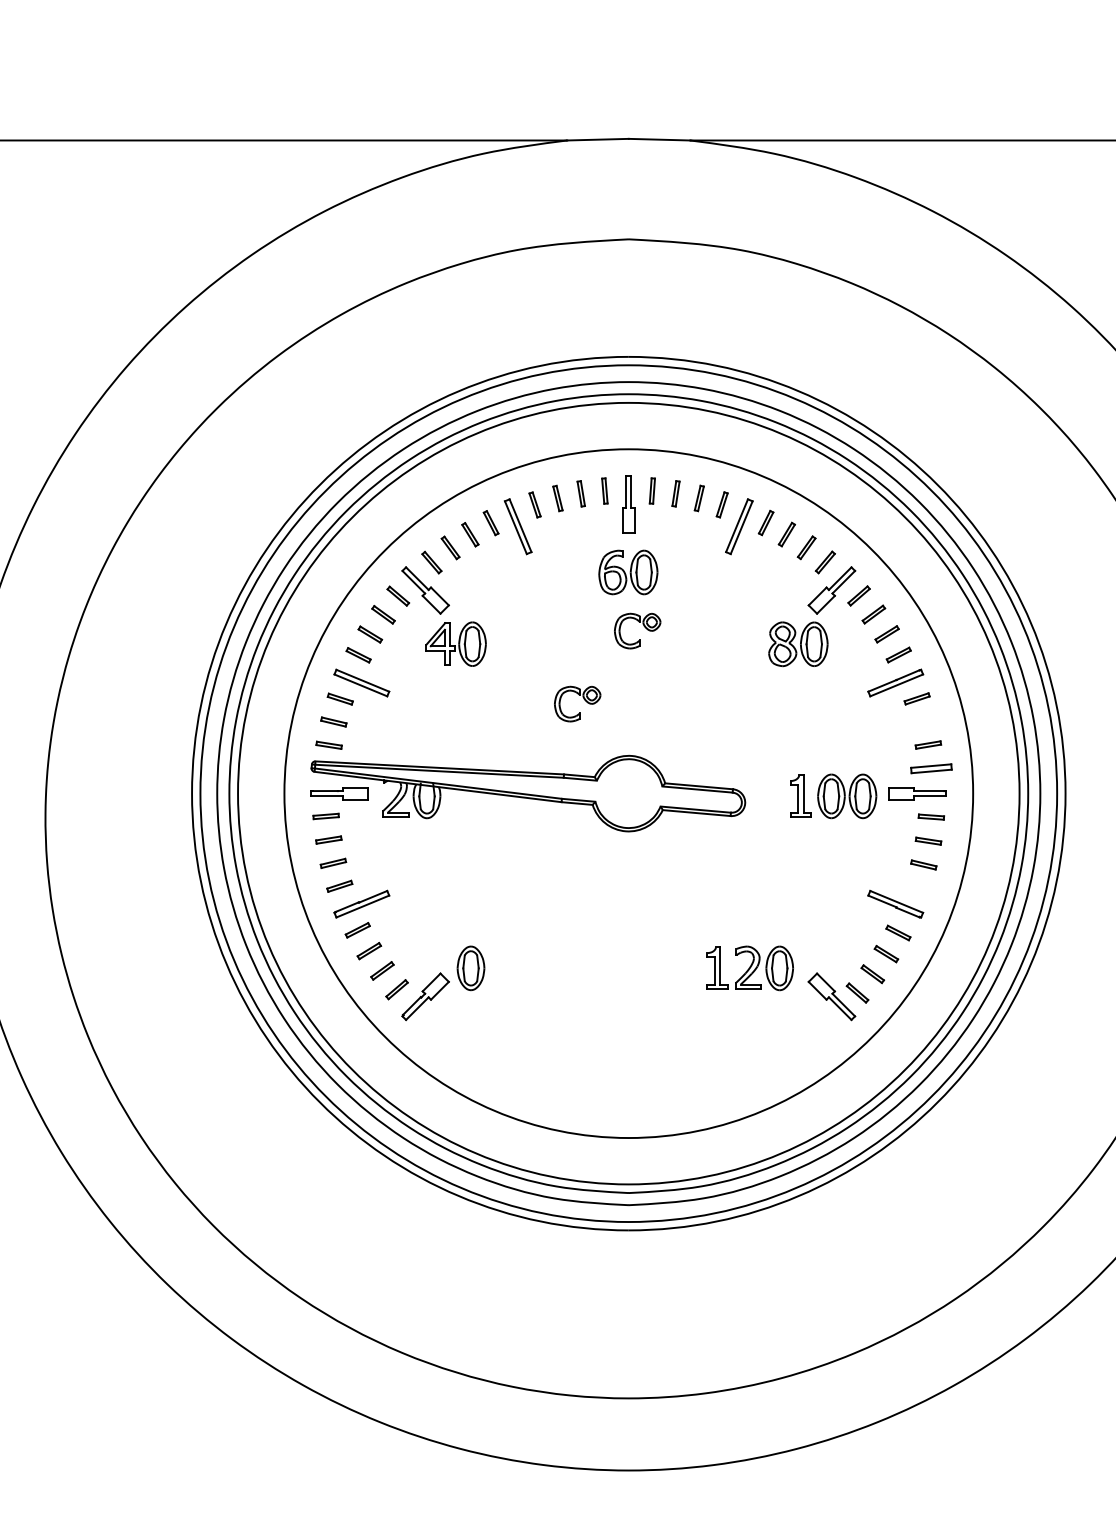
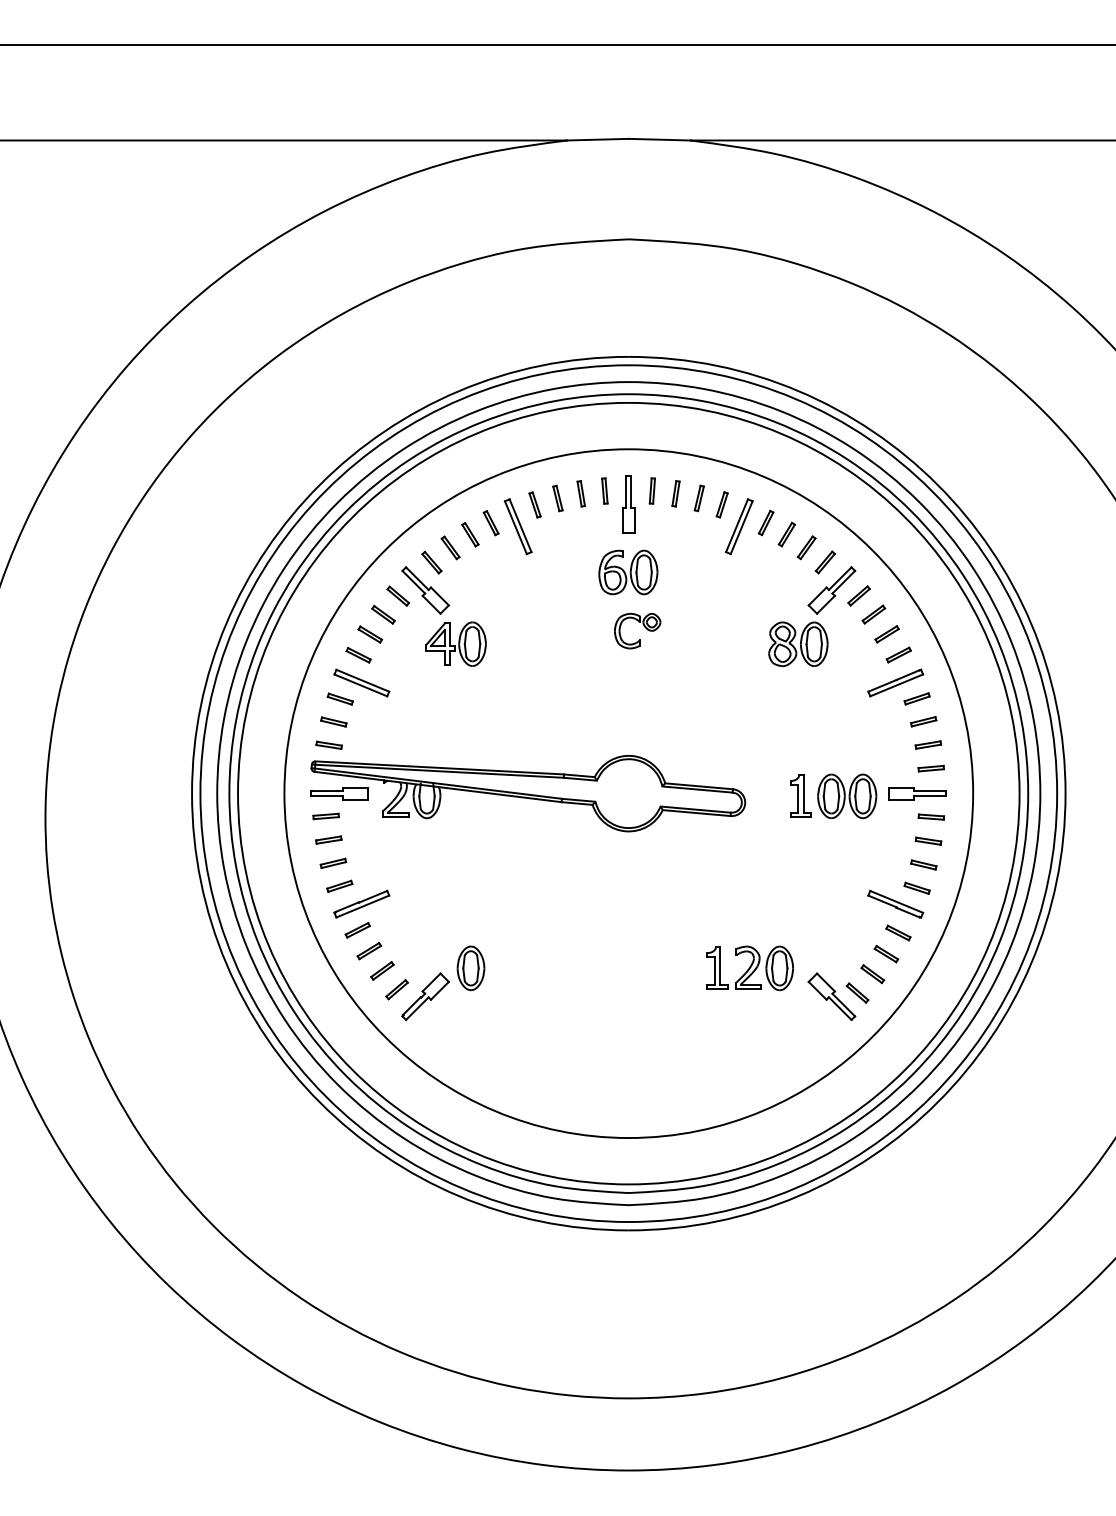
line: none -> present (557, 45)
part: present -> none (583, 699)
part: none -> present (923, 721)
part size: 43x12 px -> 28x9 px (930, 768)
part: none -> present (916, 887)
